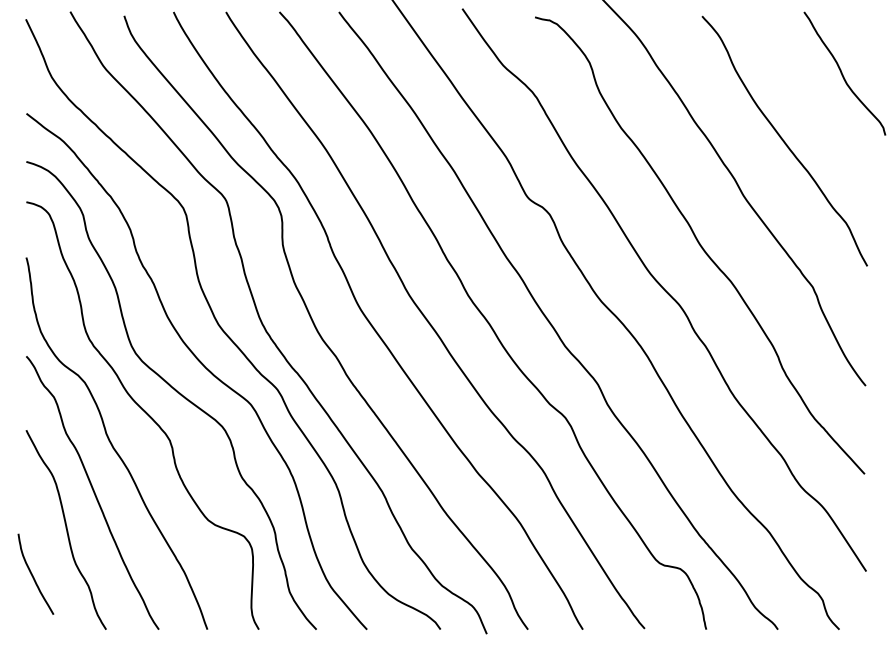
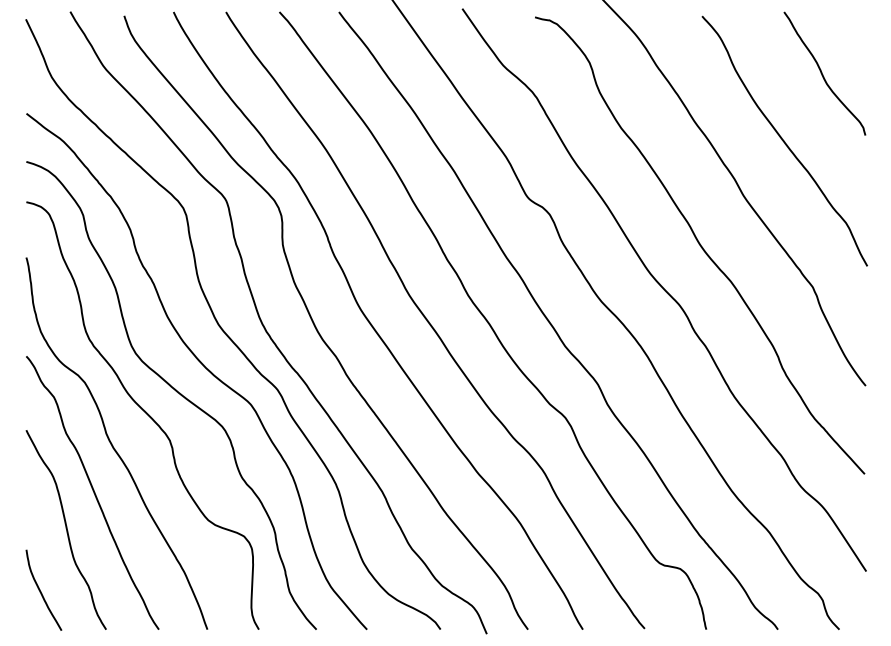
curve position: (843, 74) -> (823, 74) (823, 74)
curve position: (33, 575) -> (41, 591) (41, 591)
